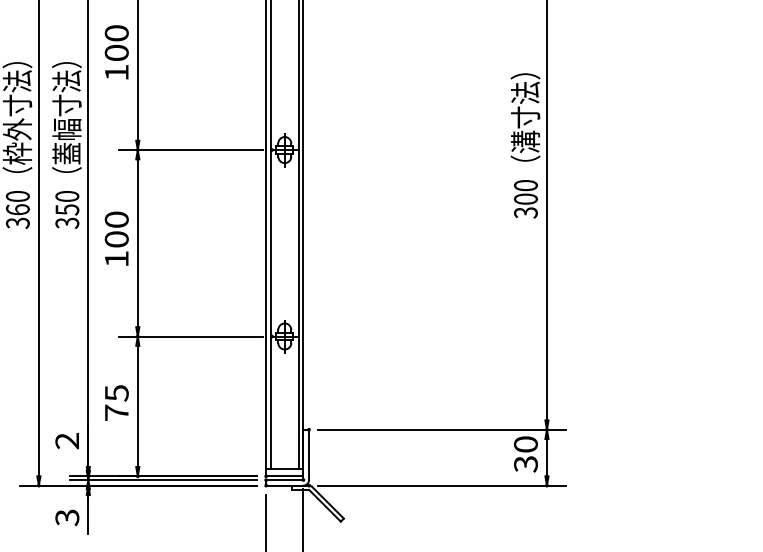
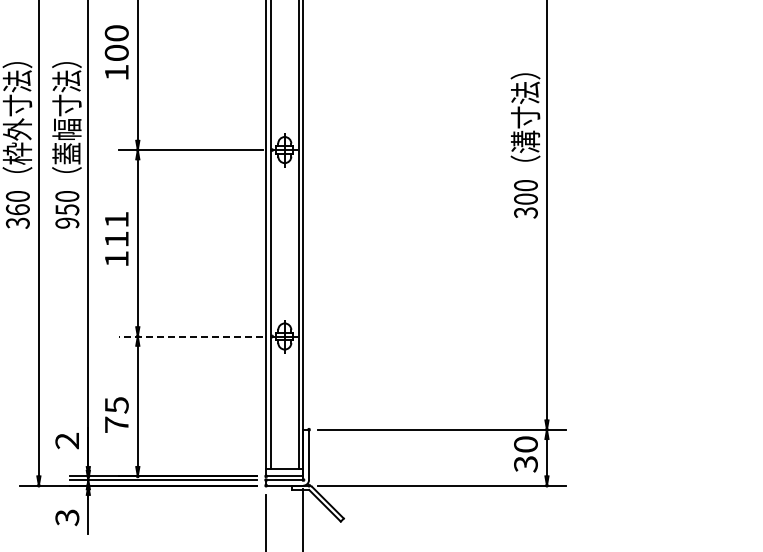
text: 350 -> 950 (67, 222)
text: 100 -> 111 (116, 229)
line: solid -> dashed (190, 336)
text position: (116, 402) -> (116, 414) (116, 414)
